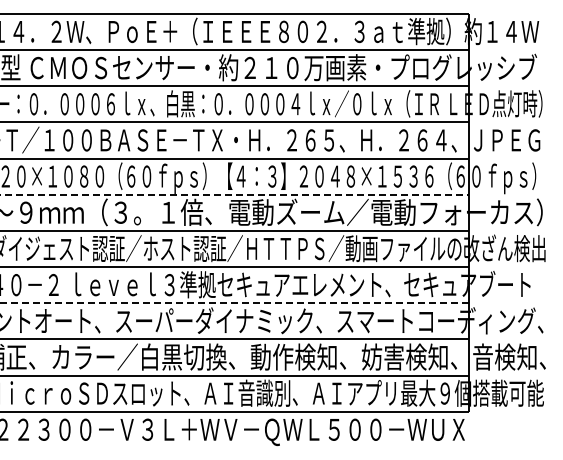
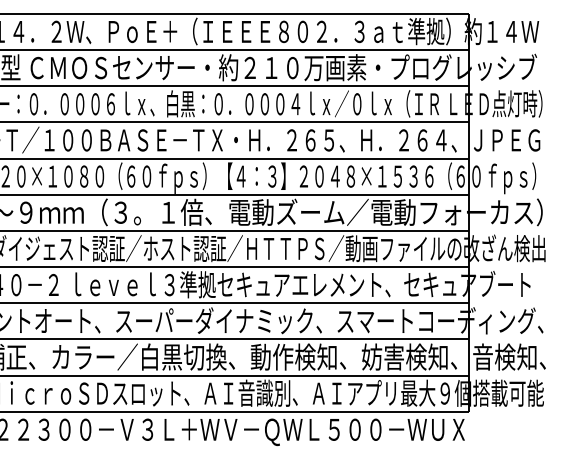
line: dashed -> solid (235, 194)
line: dashed -> solid (234, 303)
